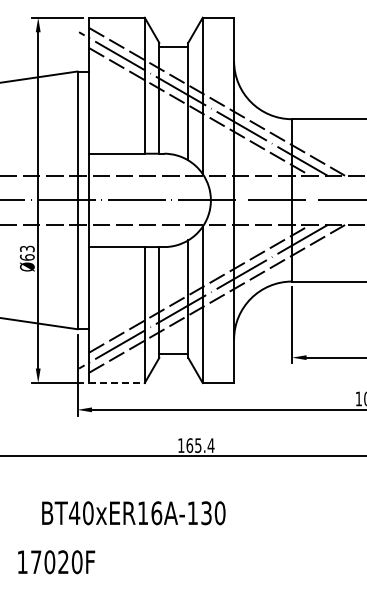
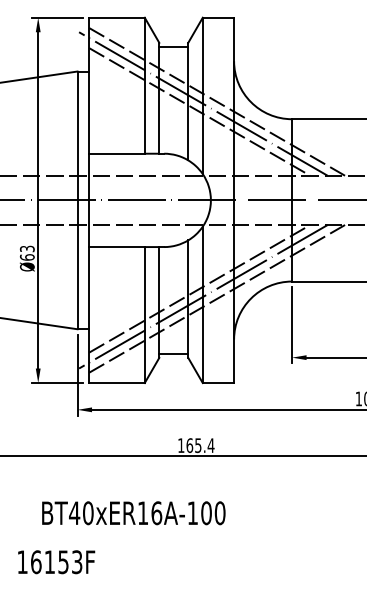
line: dashed -> solid (116, 383)
text: BT40xER16A-130 -> BT40xER16A-100 (206, 513)
text: 17020F -> 16153F (56, 562)
